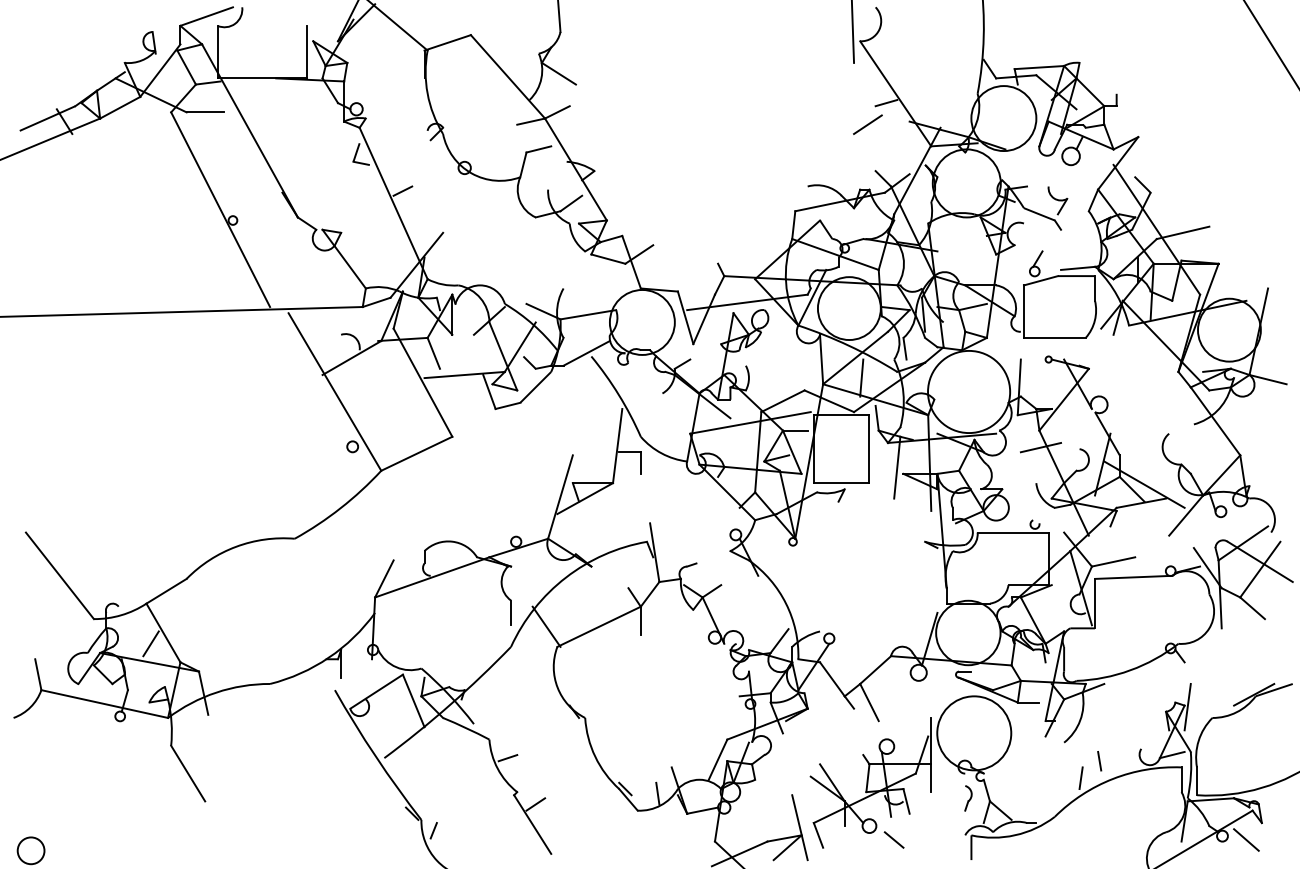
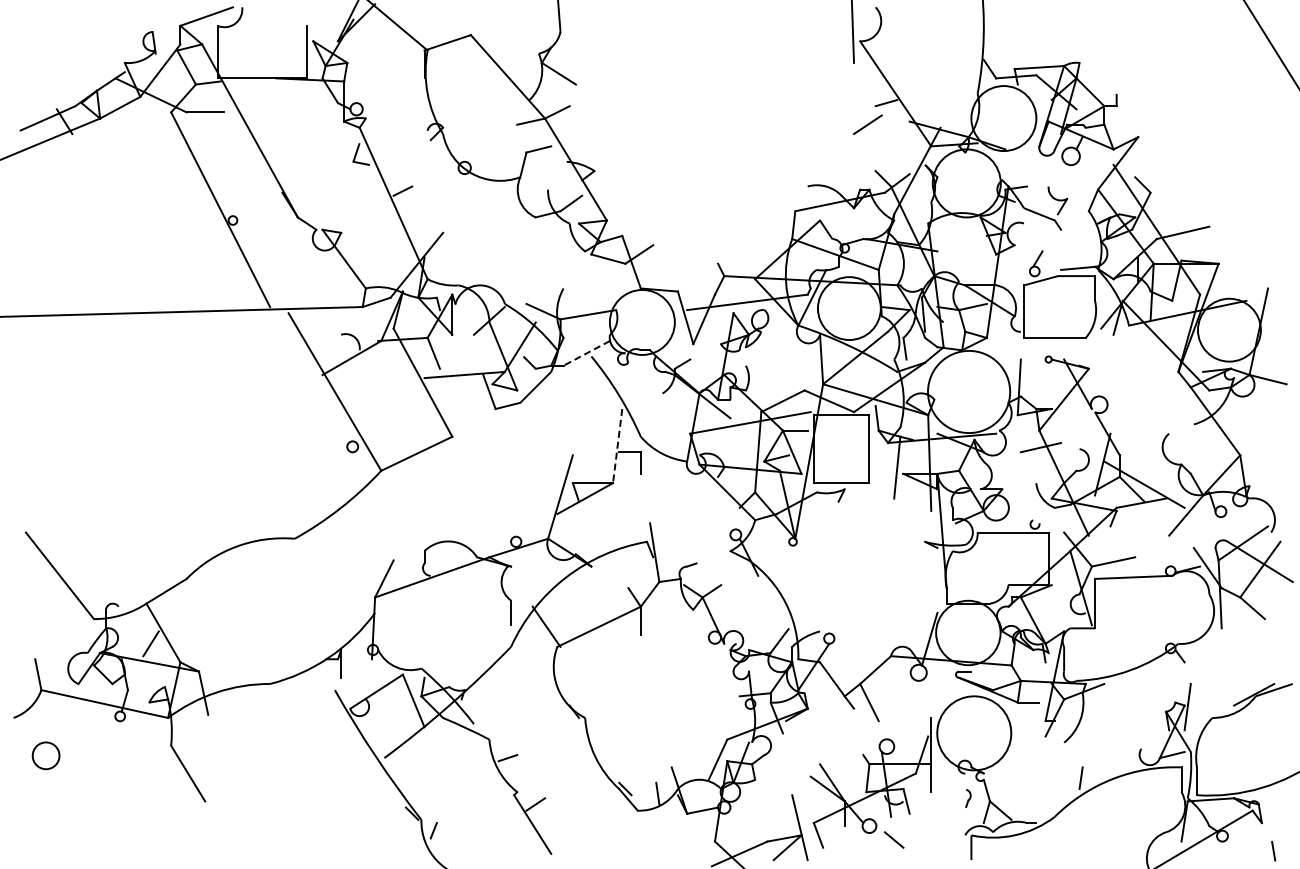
line: solid -> dashed (586, 353)
line: present -> none (861, 377)
line: solid -> dashed (617, 446)
line position: (1099, 761) -> (1273, 851) (1273, 851)
part size: 9x27 px -> 7x19 px (968, 798)
line: present -> none (1246, 839)
circle position: (30, 850) -> (45, 755) (45, 755)
